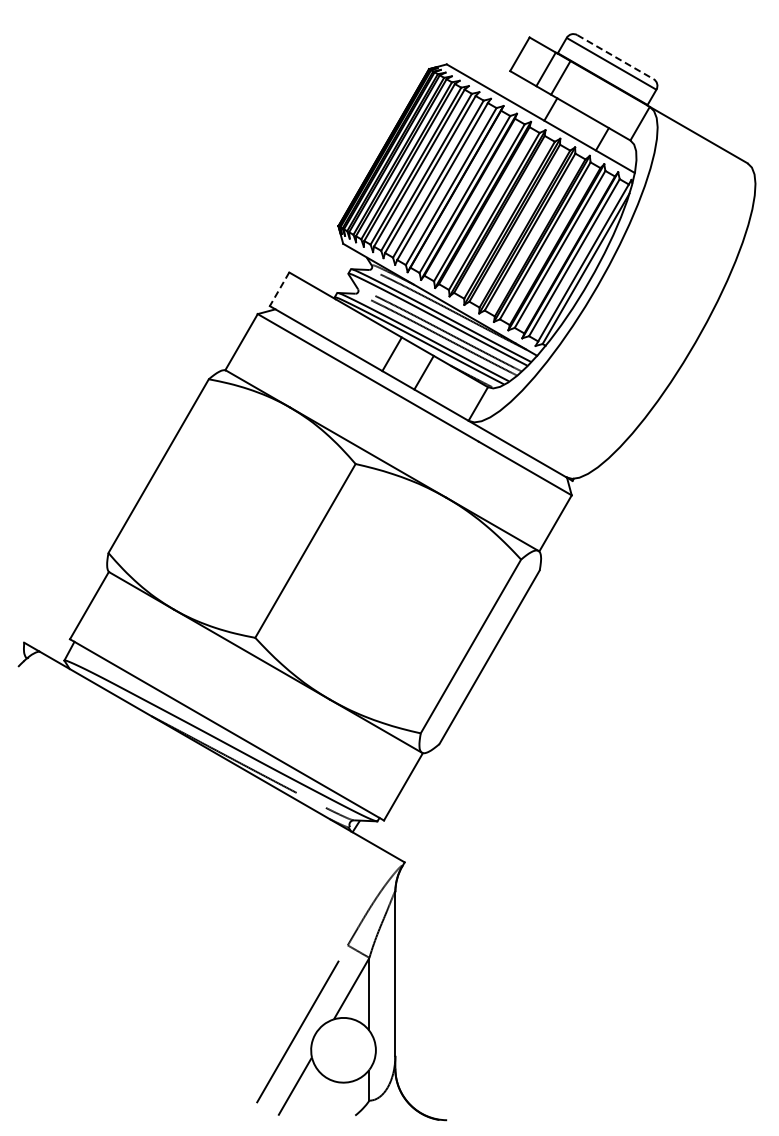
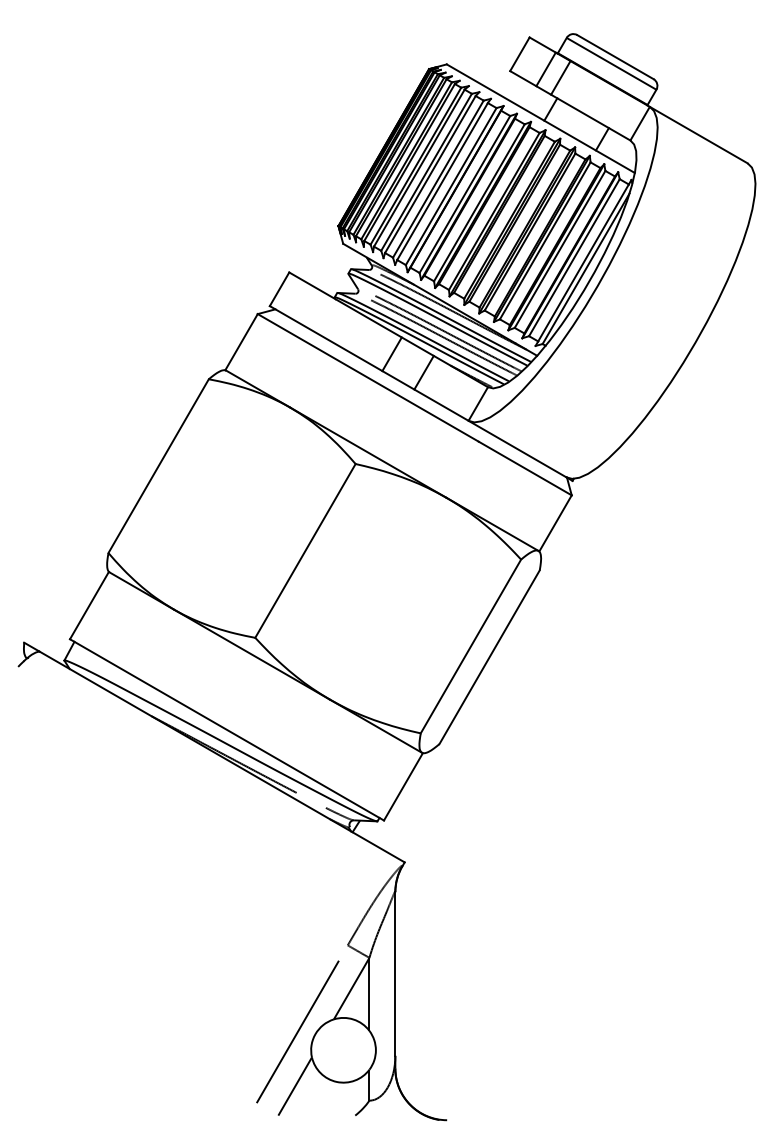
line: dashed -> solid (615, 57)
line: dashed -> solid (279, 289)
